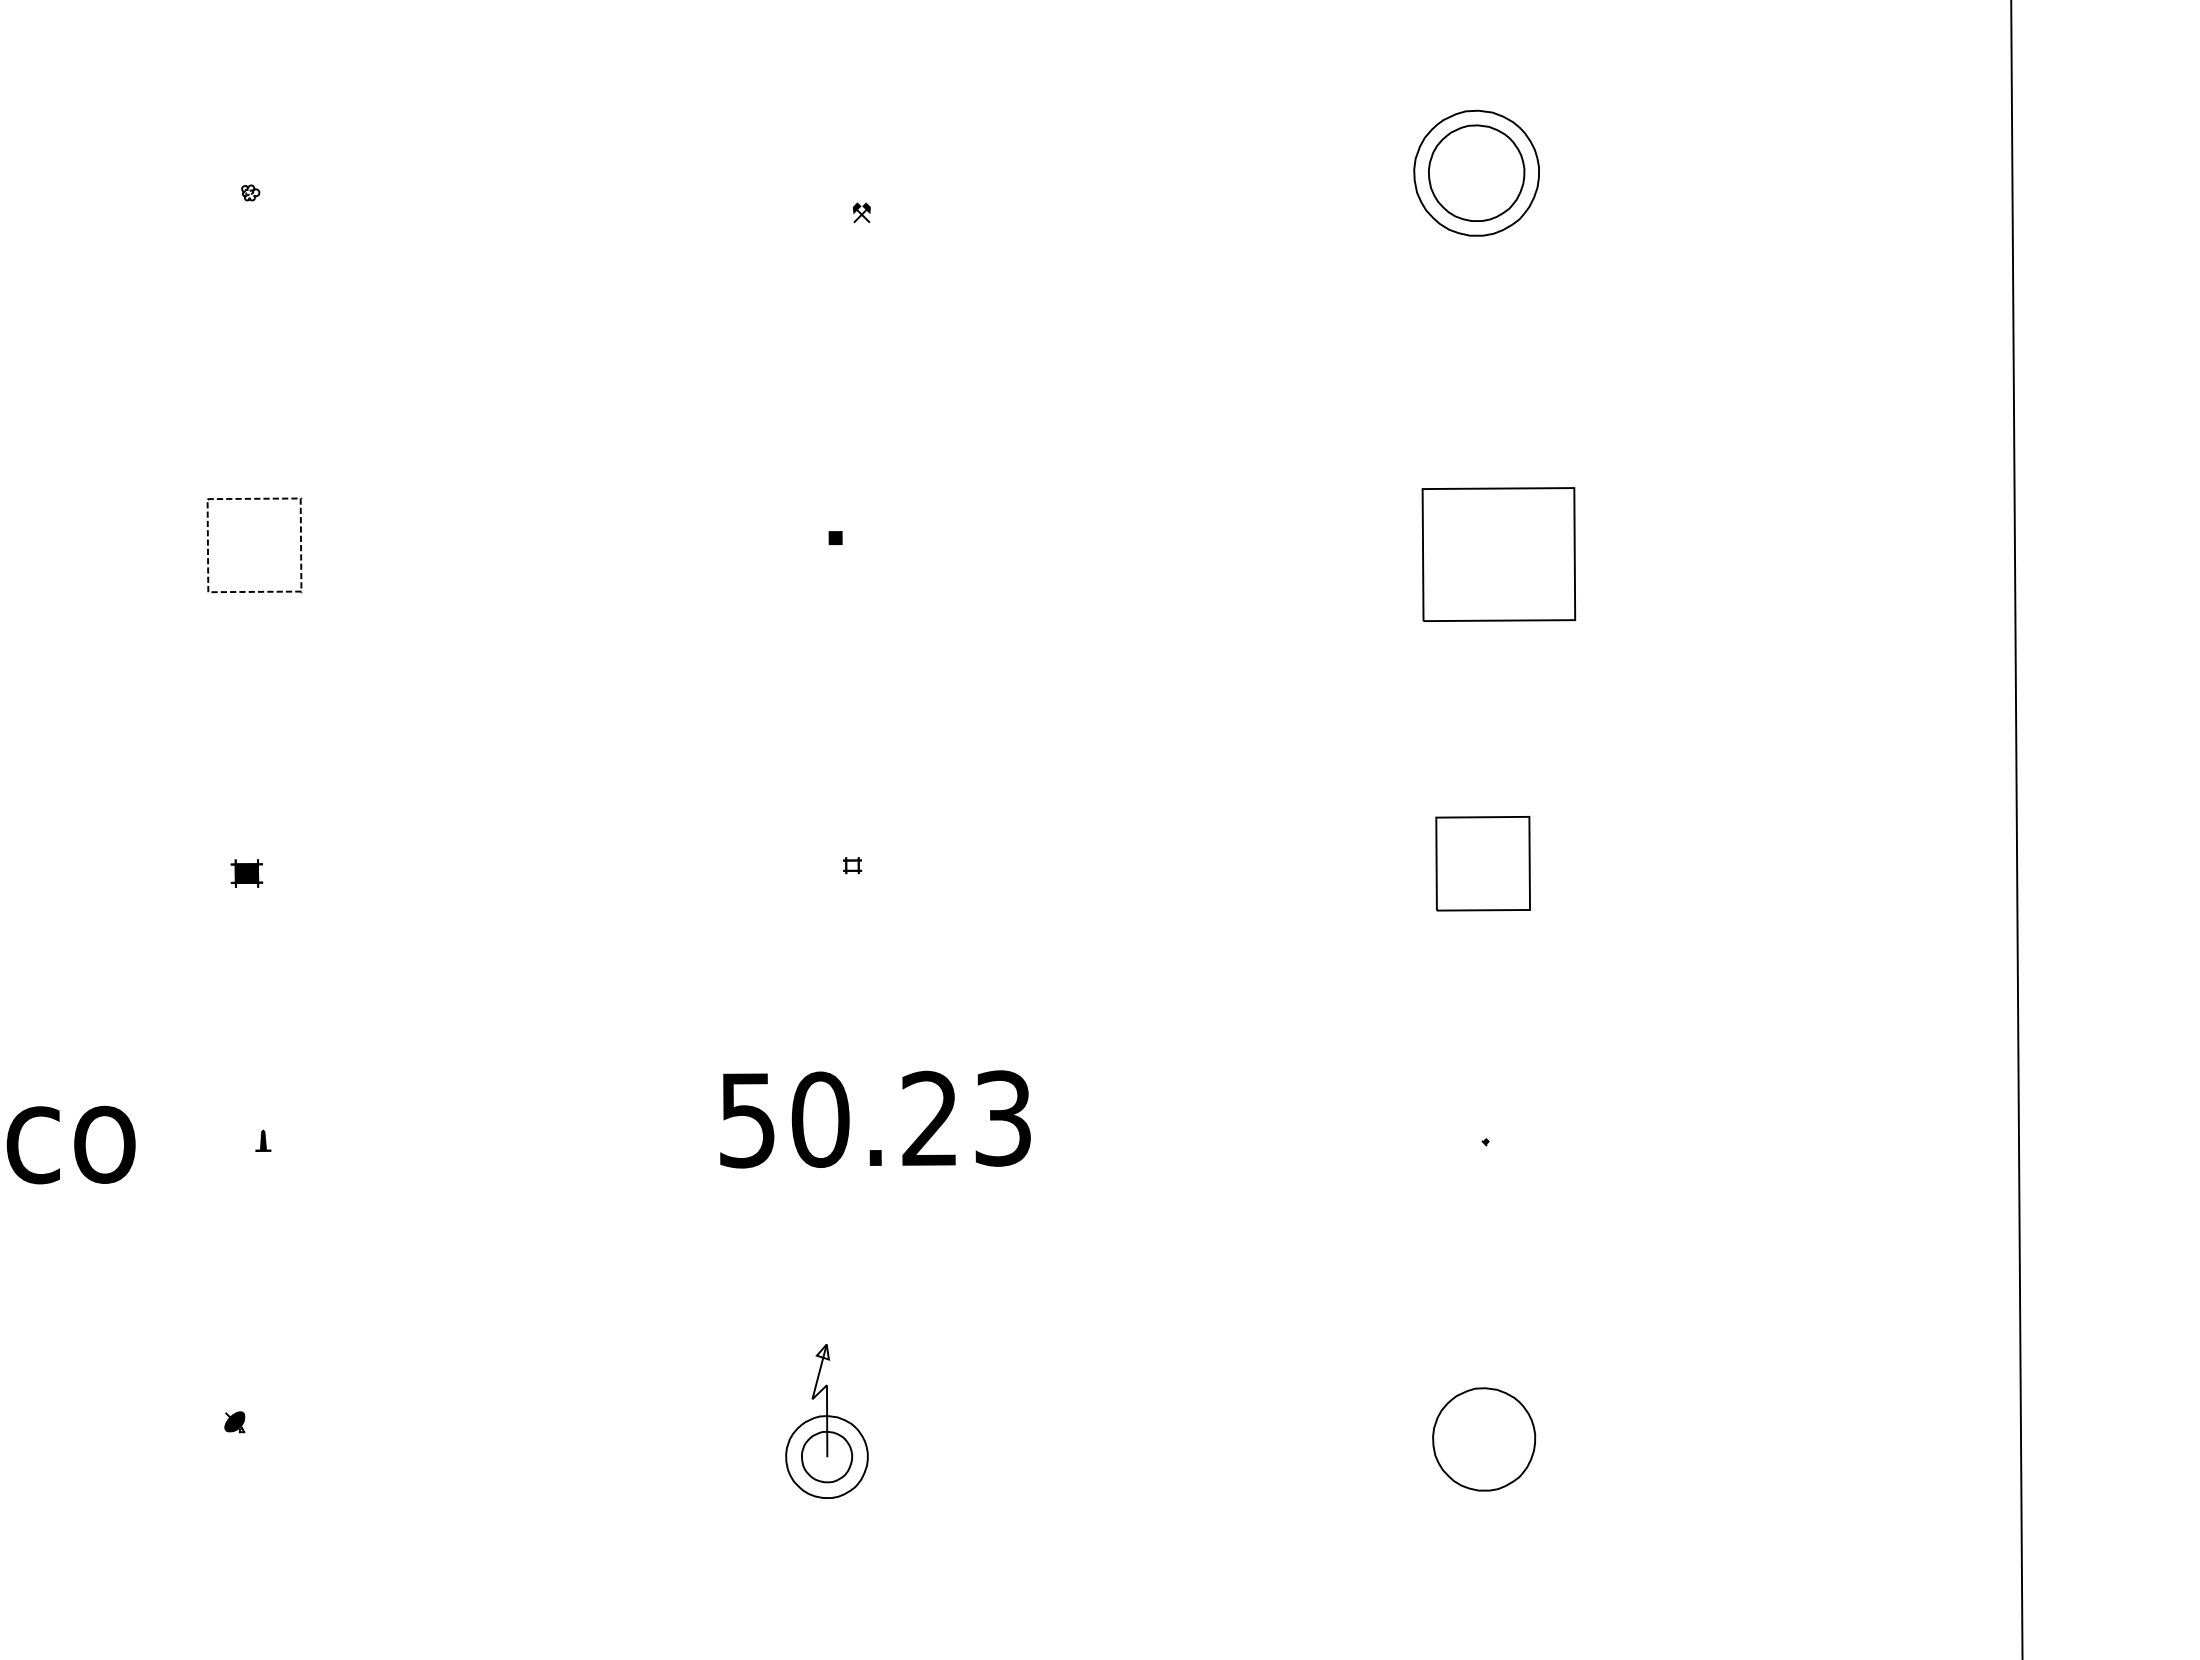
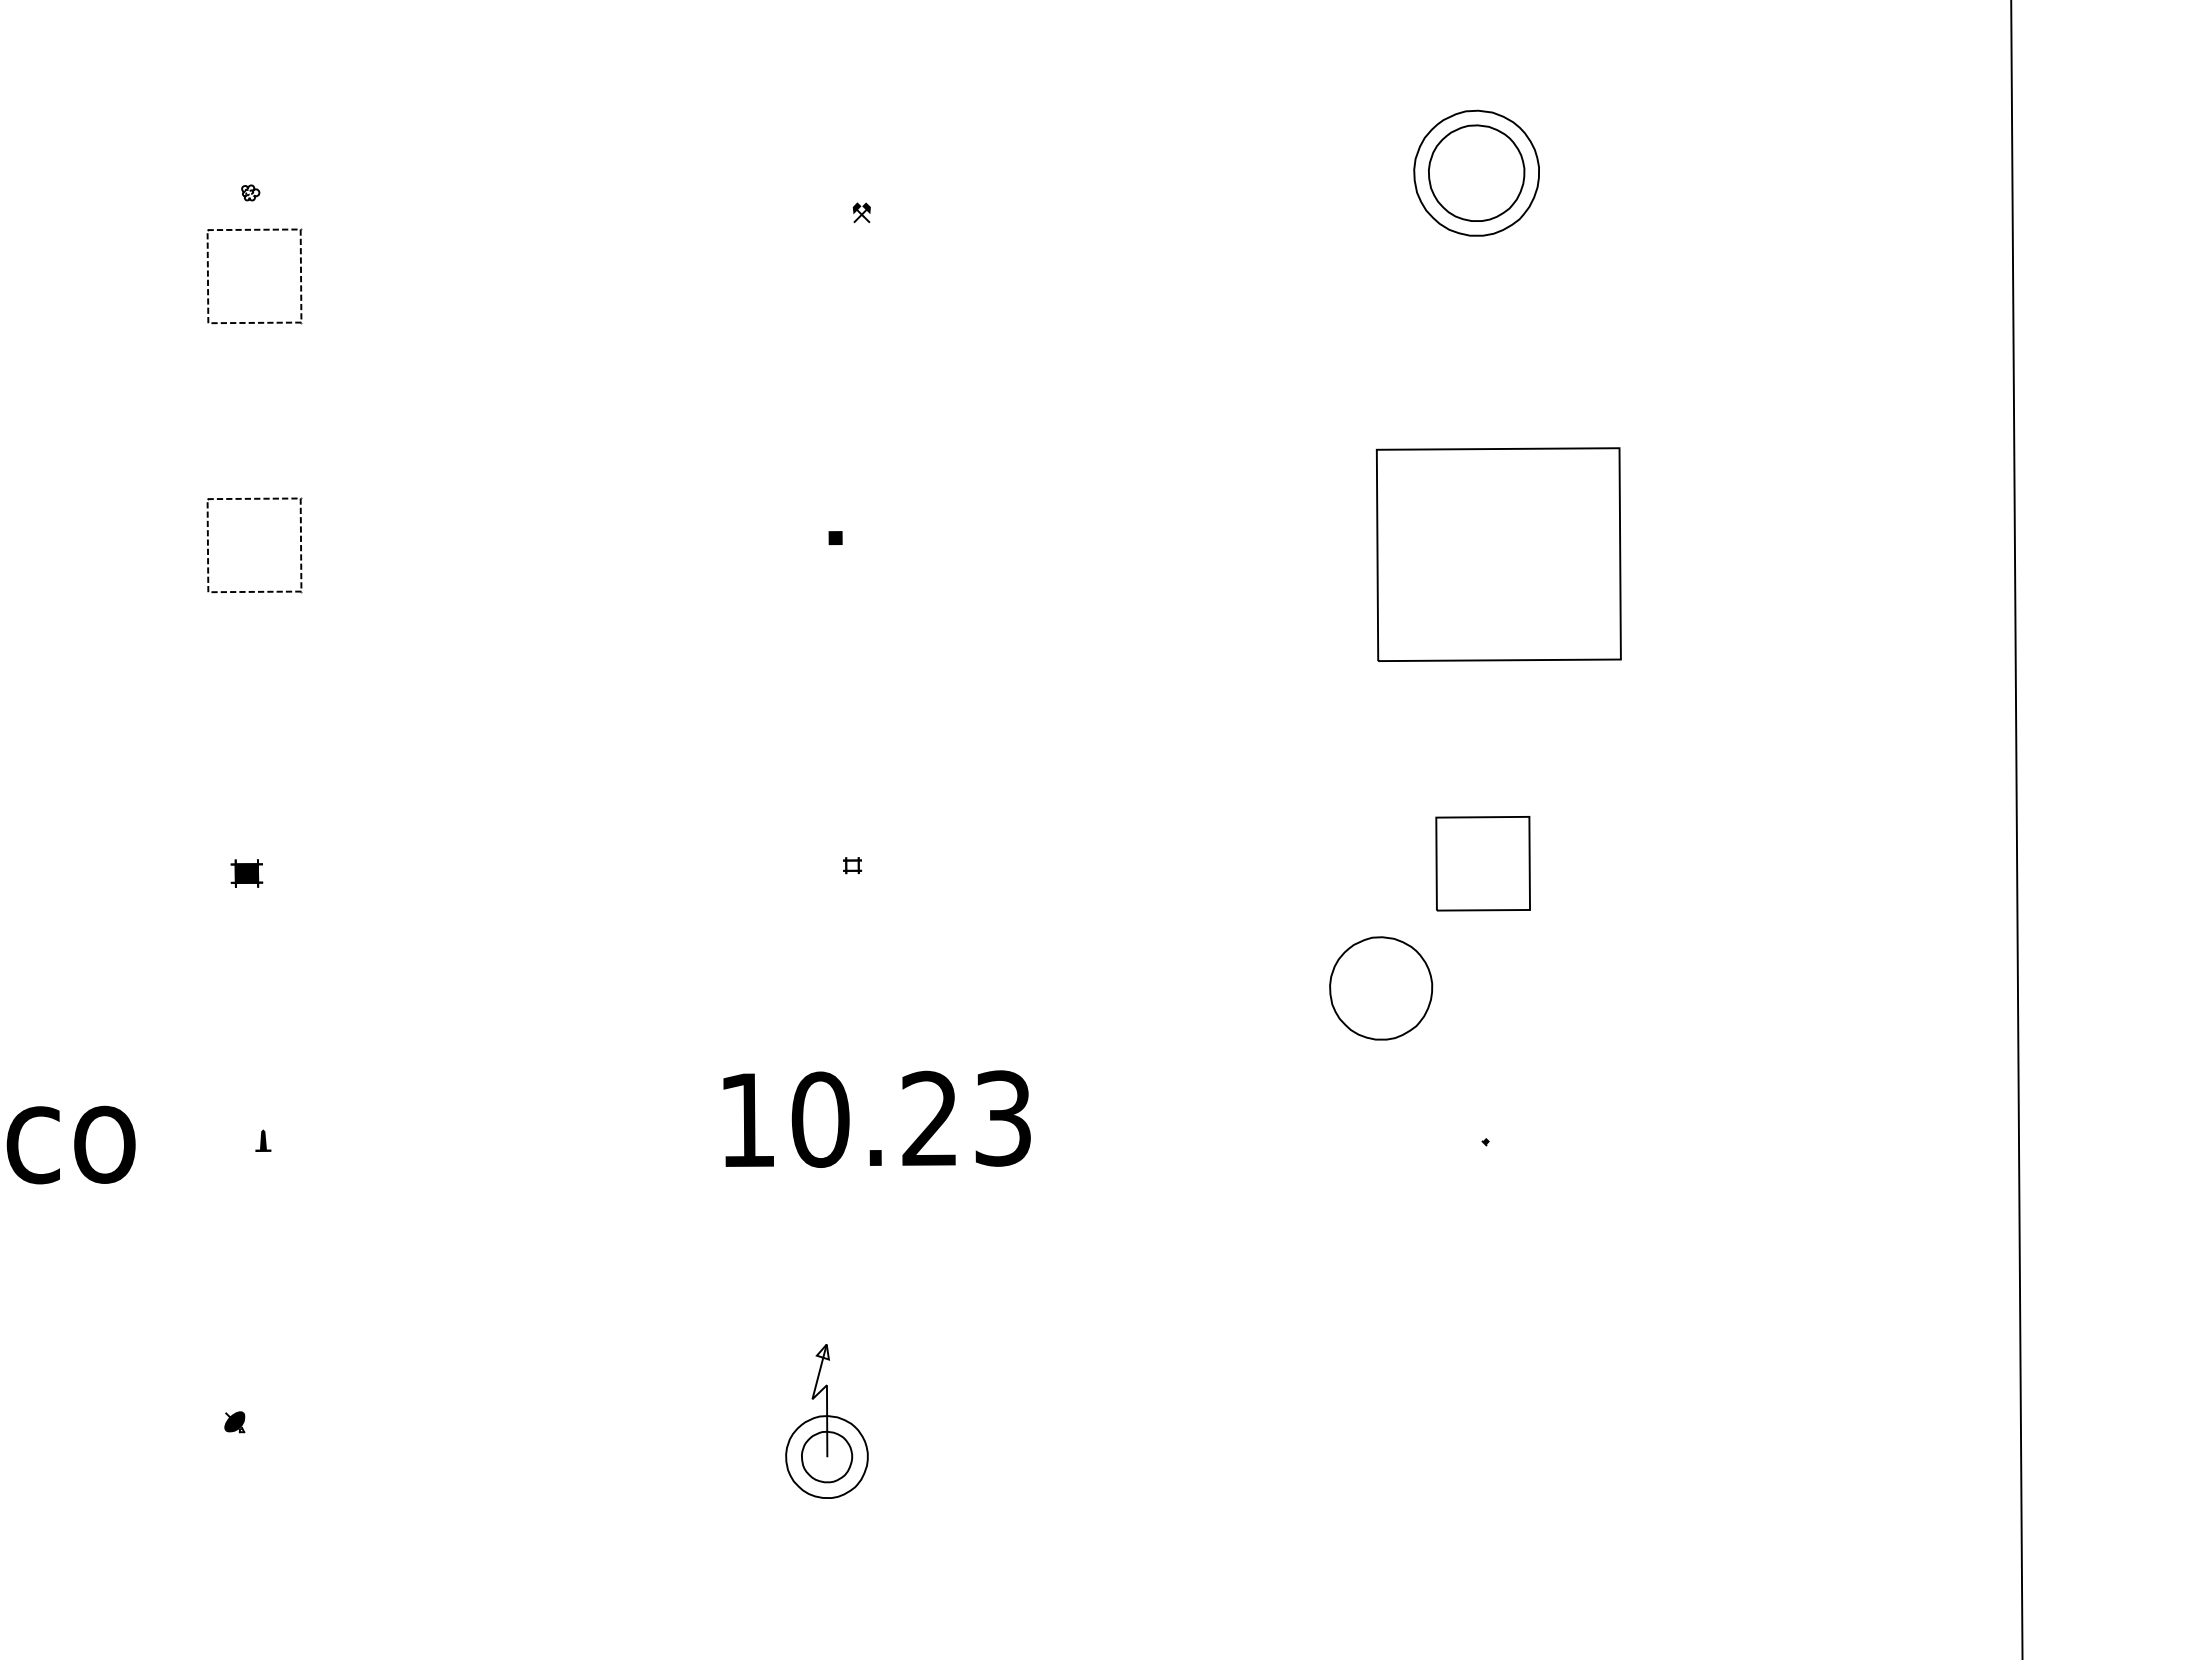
part: none -> present (254, 230)
part size: 156x135 px -> 247x215 px (1498, 554)
text: 50.23 -> 10.23 (747, 1120)
part position: (1484, 1439) -> (1381, 988) (1381, 988)
